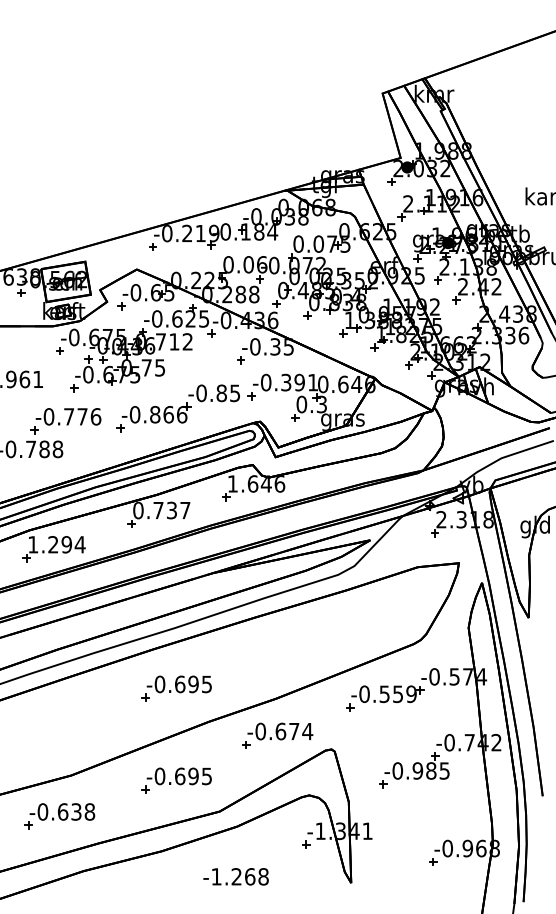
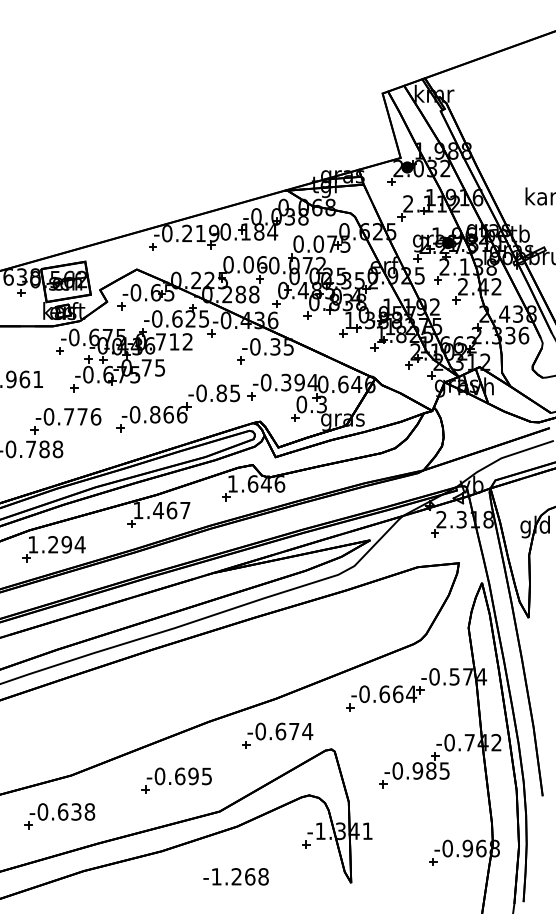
text: -0.391 -> -0.394 (312, 382)
text: 0.737 -> 1.467 (155, 510)
part: present -> none (176, 688)
text: -0.559 -> -0.664 (398, 694)
